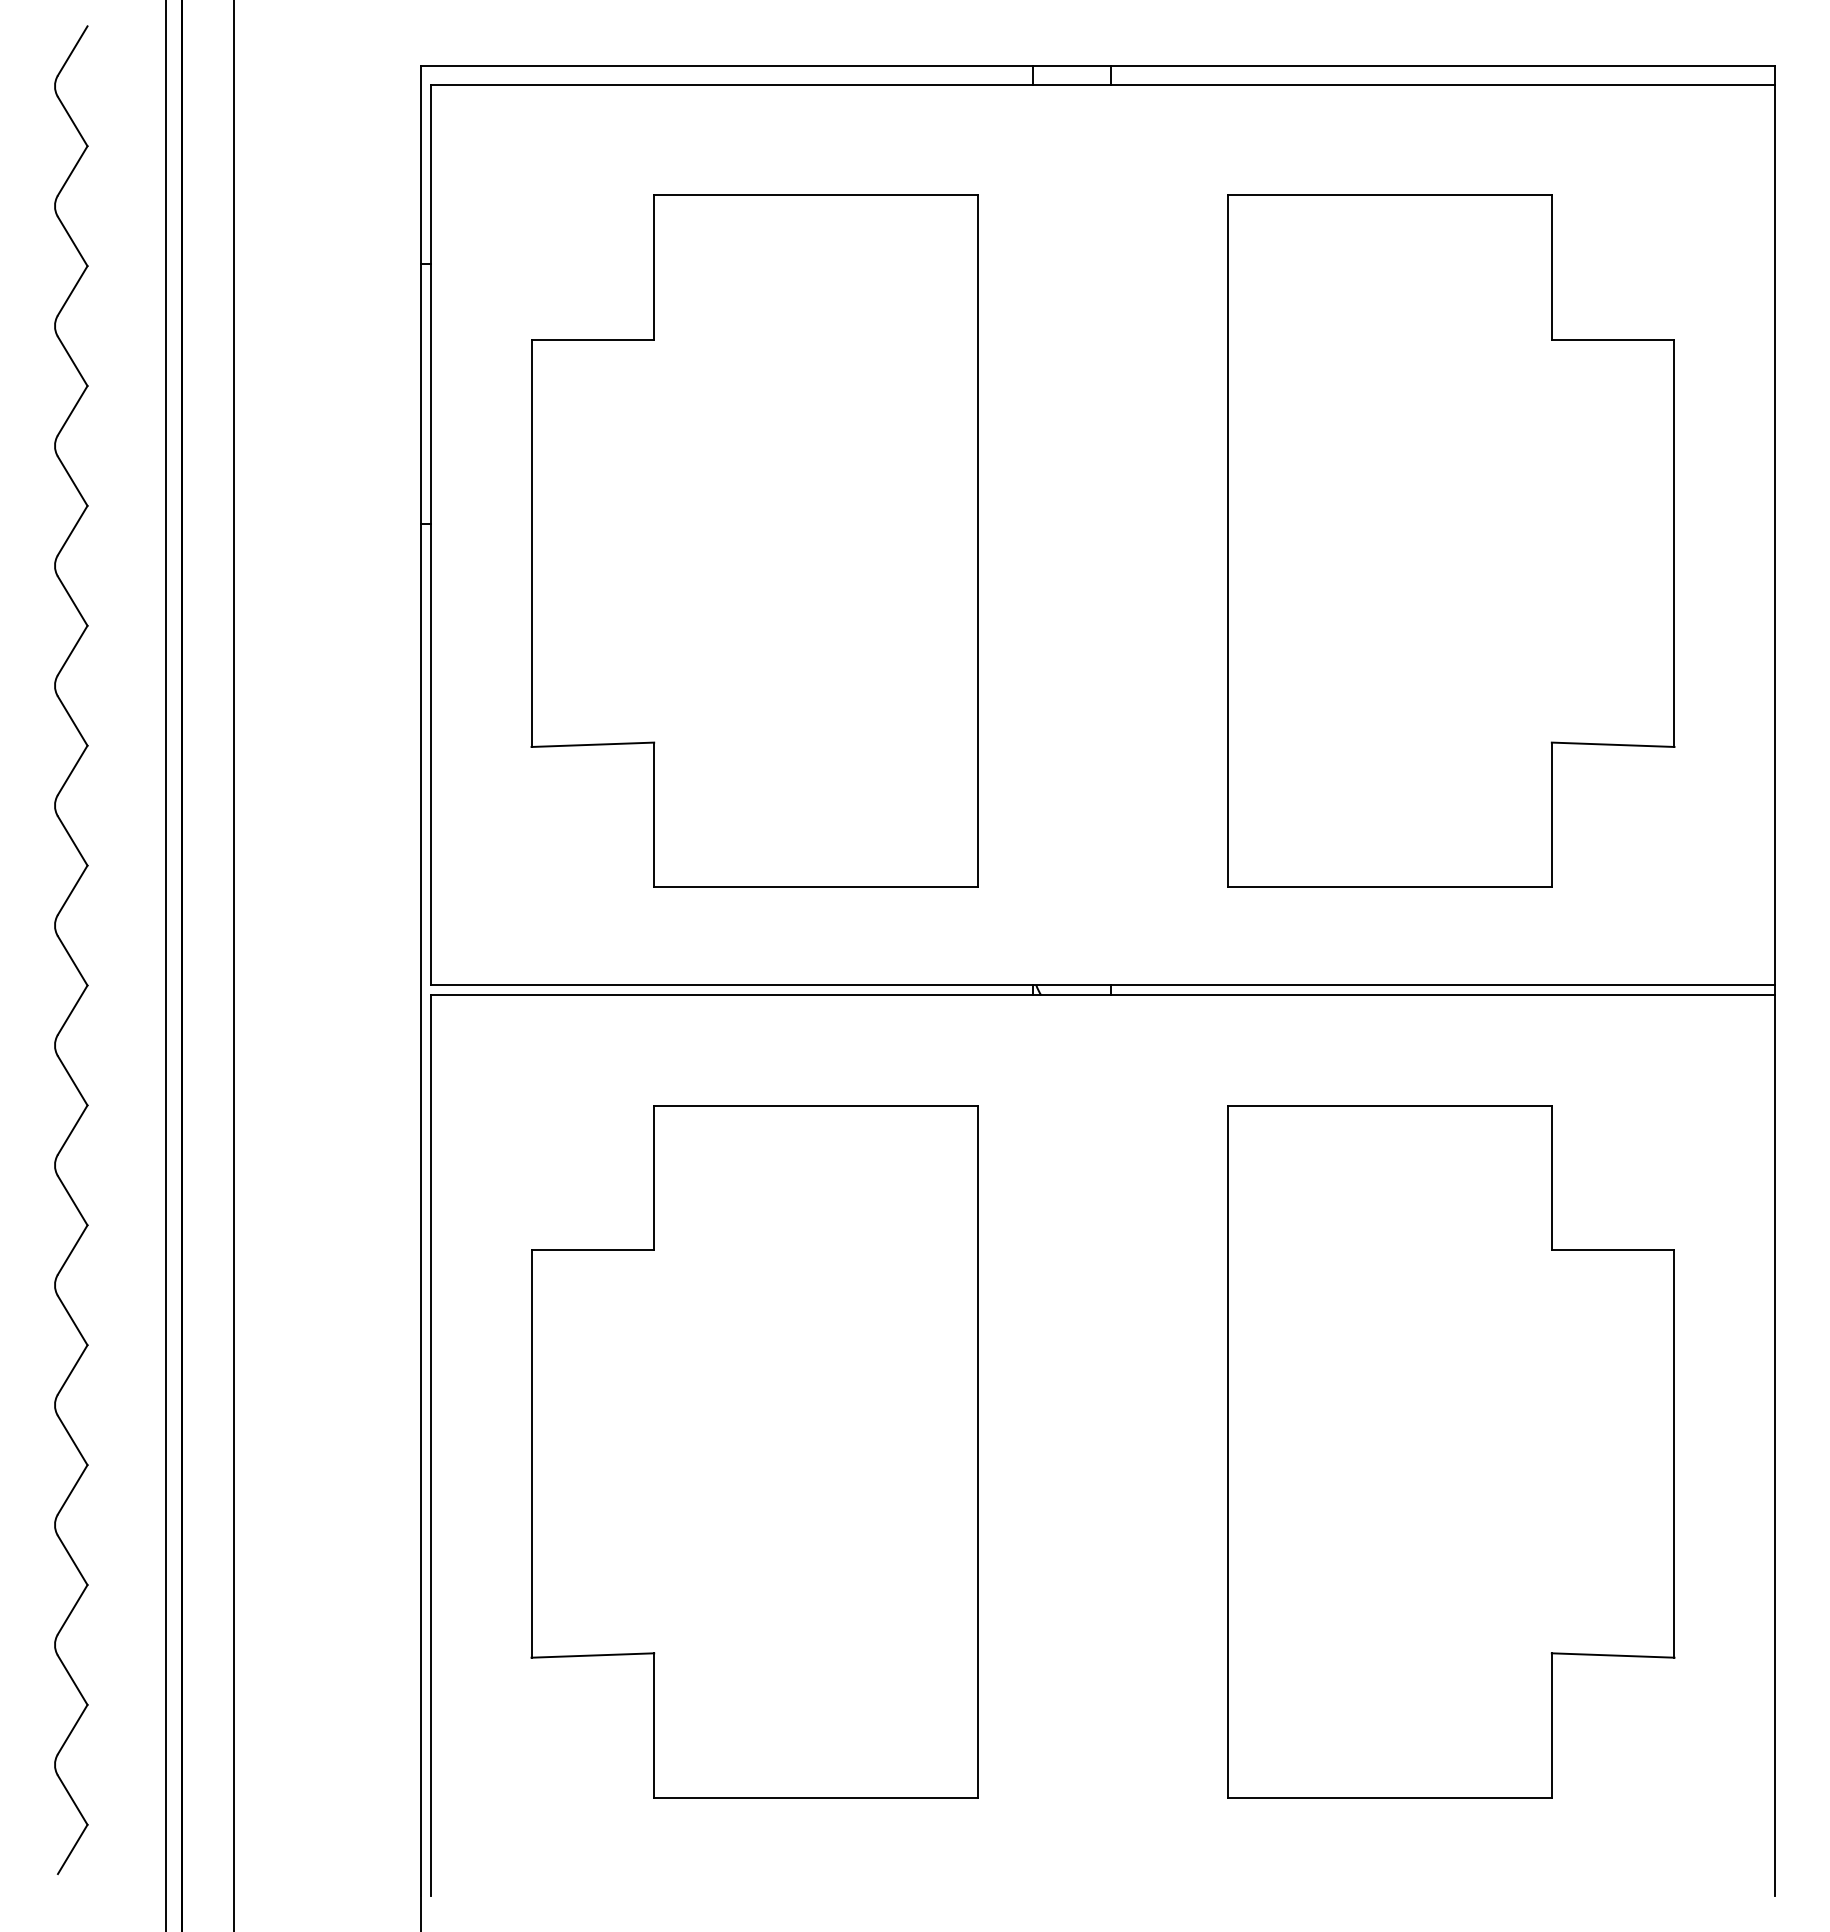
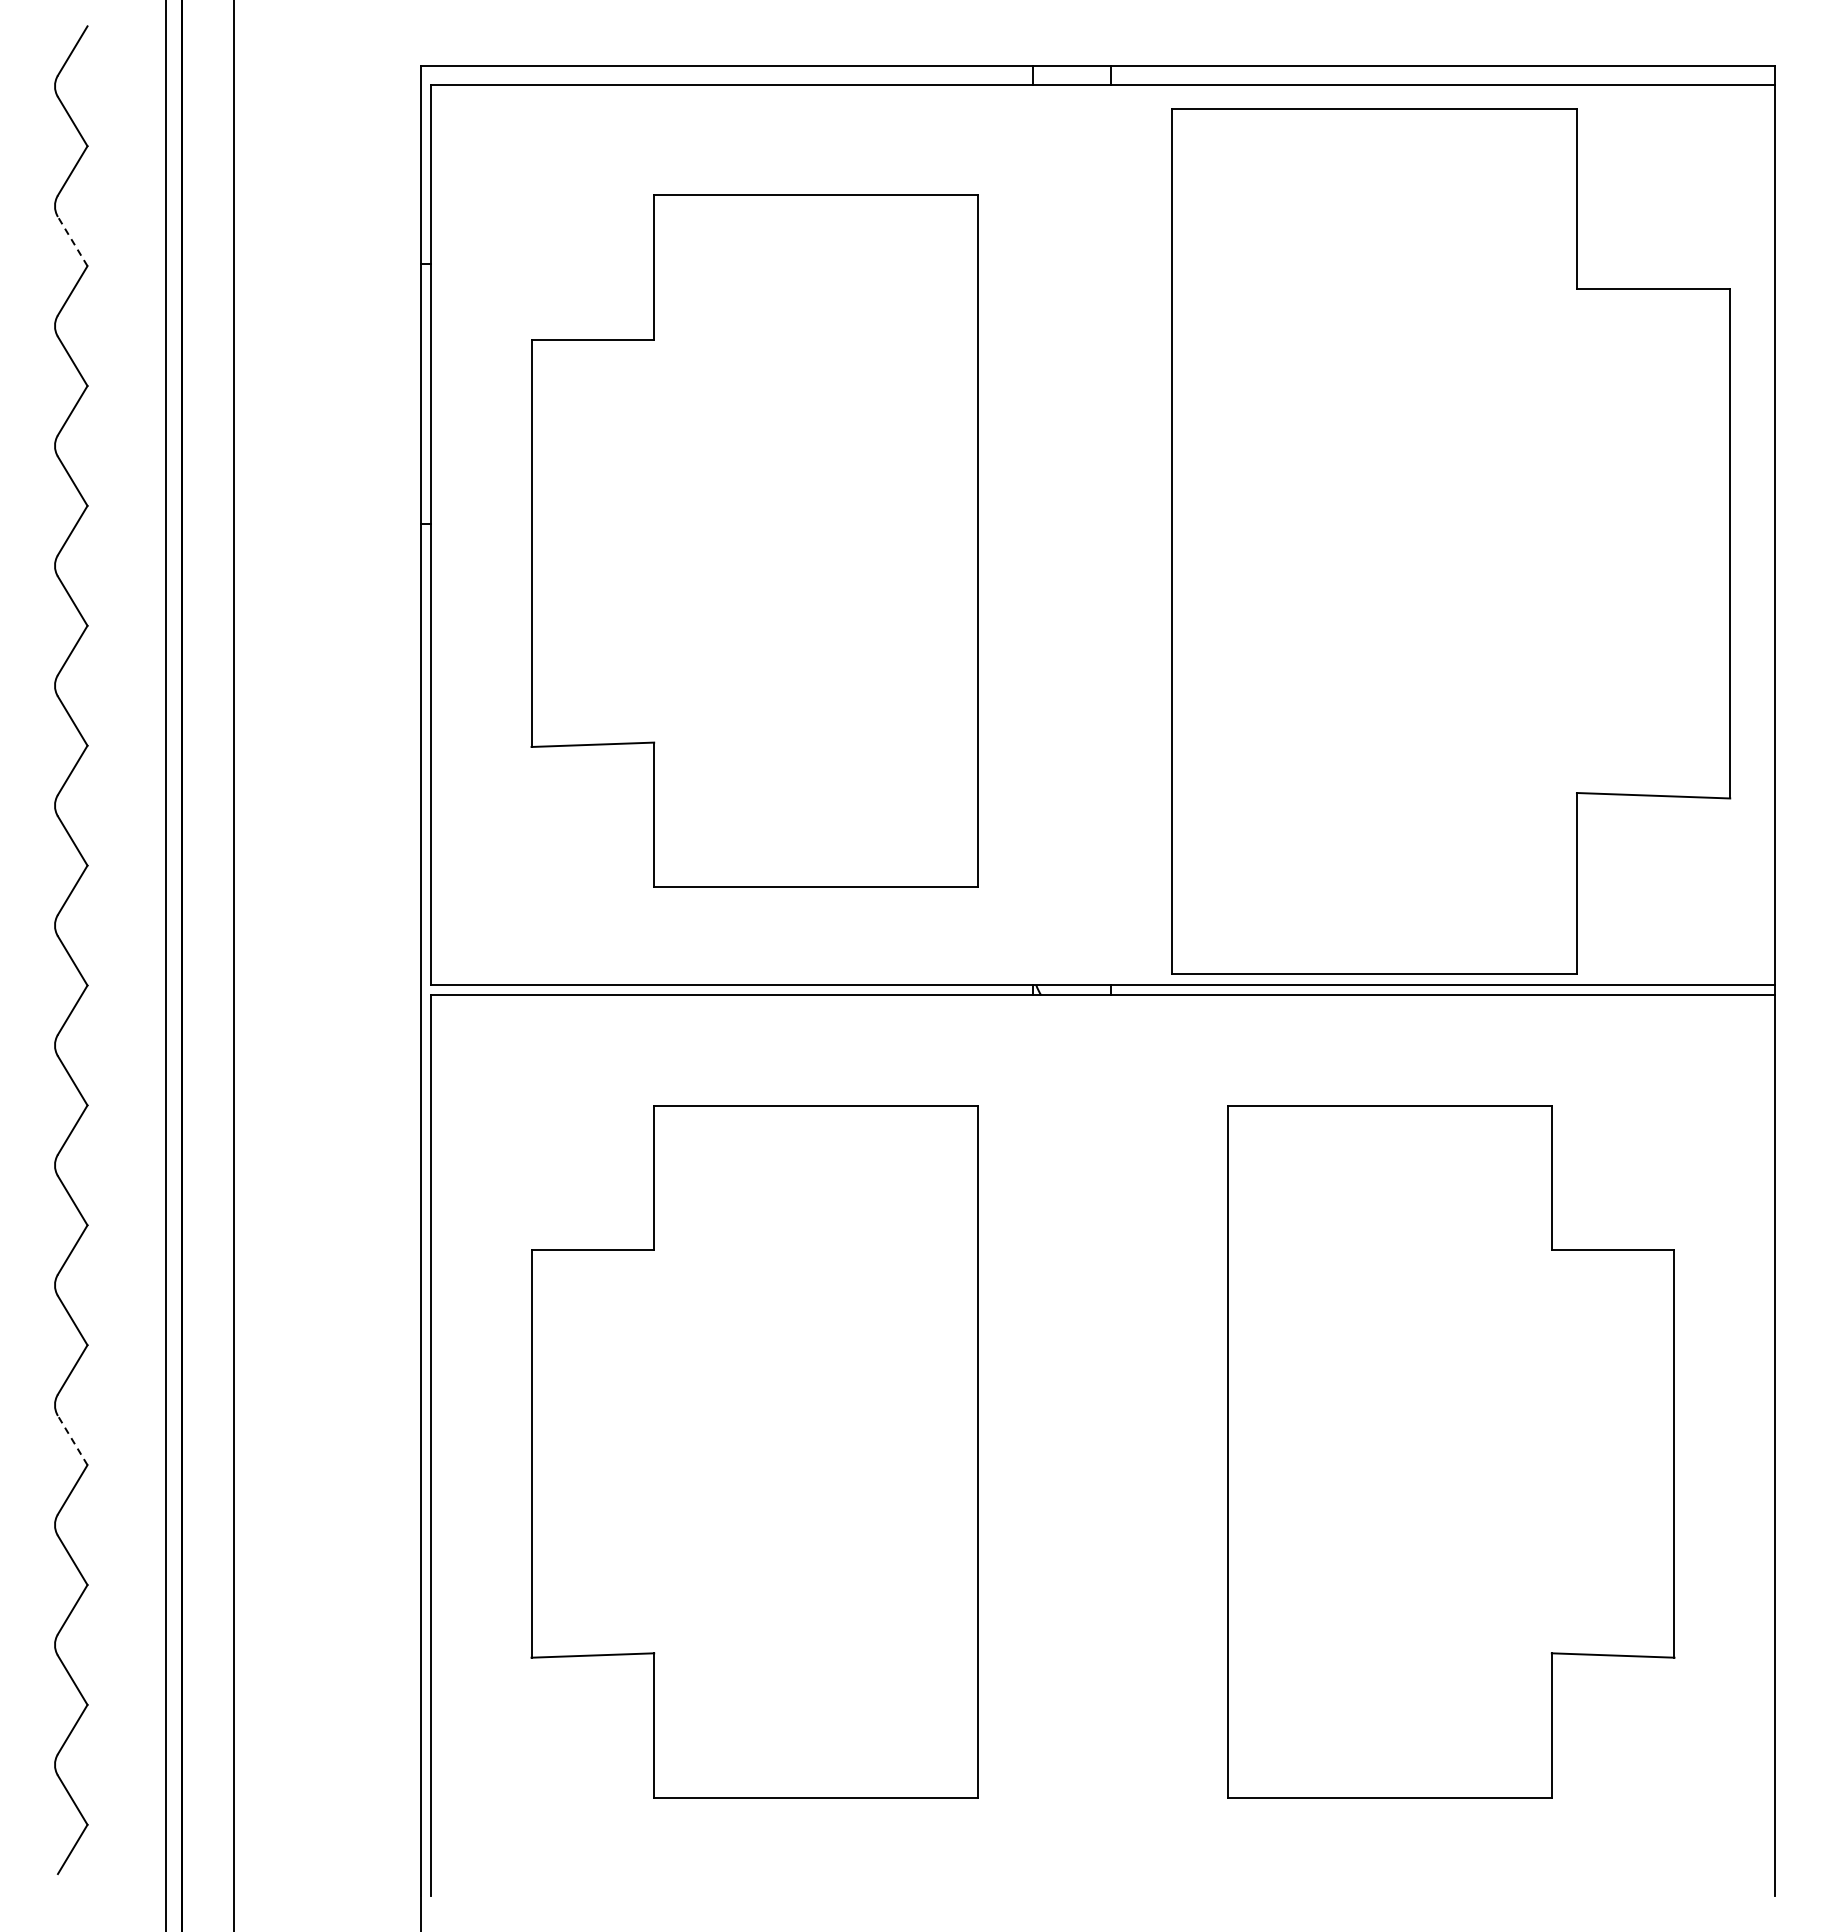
line: solid -> dashed (72, 241)
part size: 449x694 px -> 561x867 px (1451, 541)
line: solid -> dashed (72, 1440)
